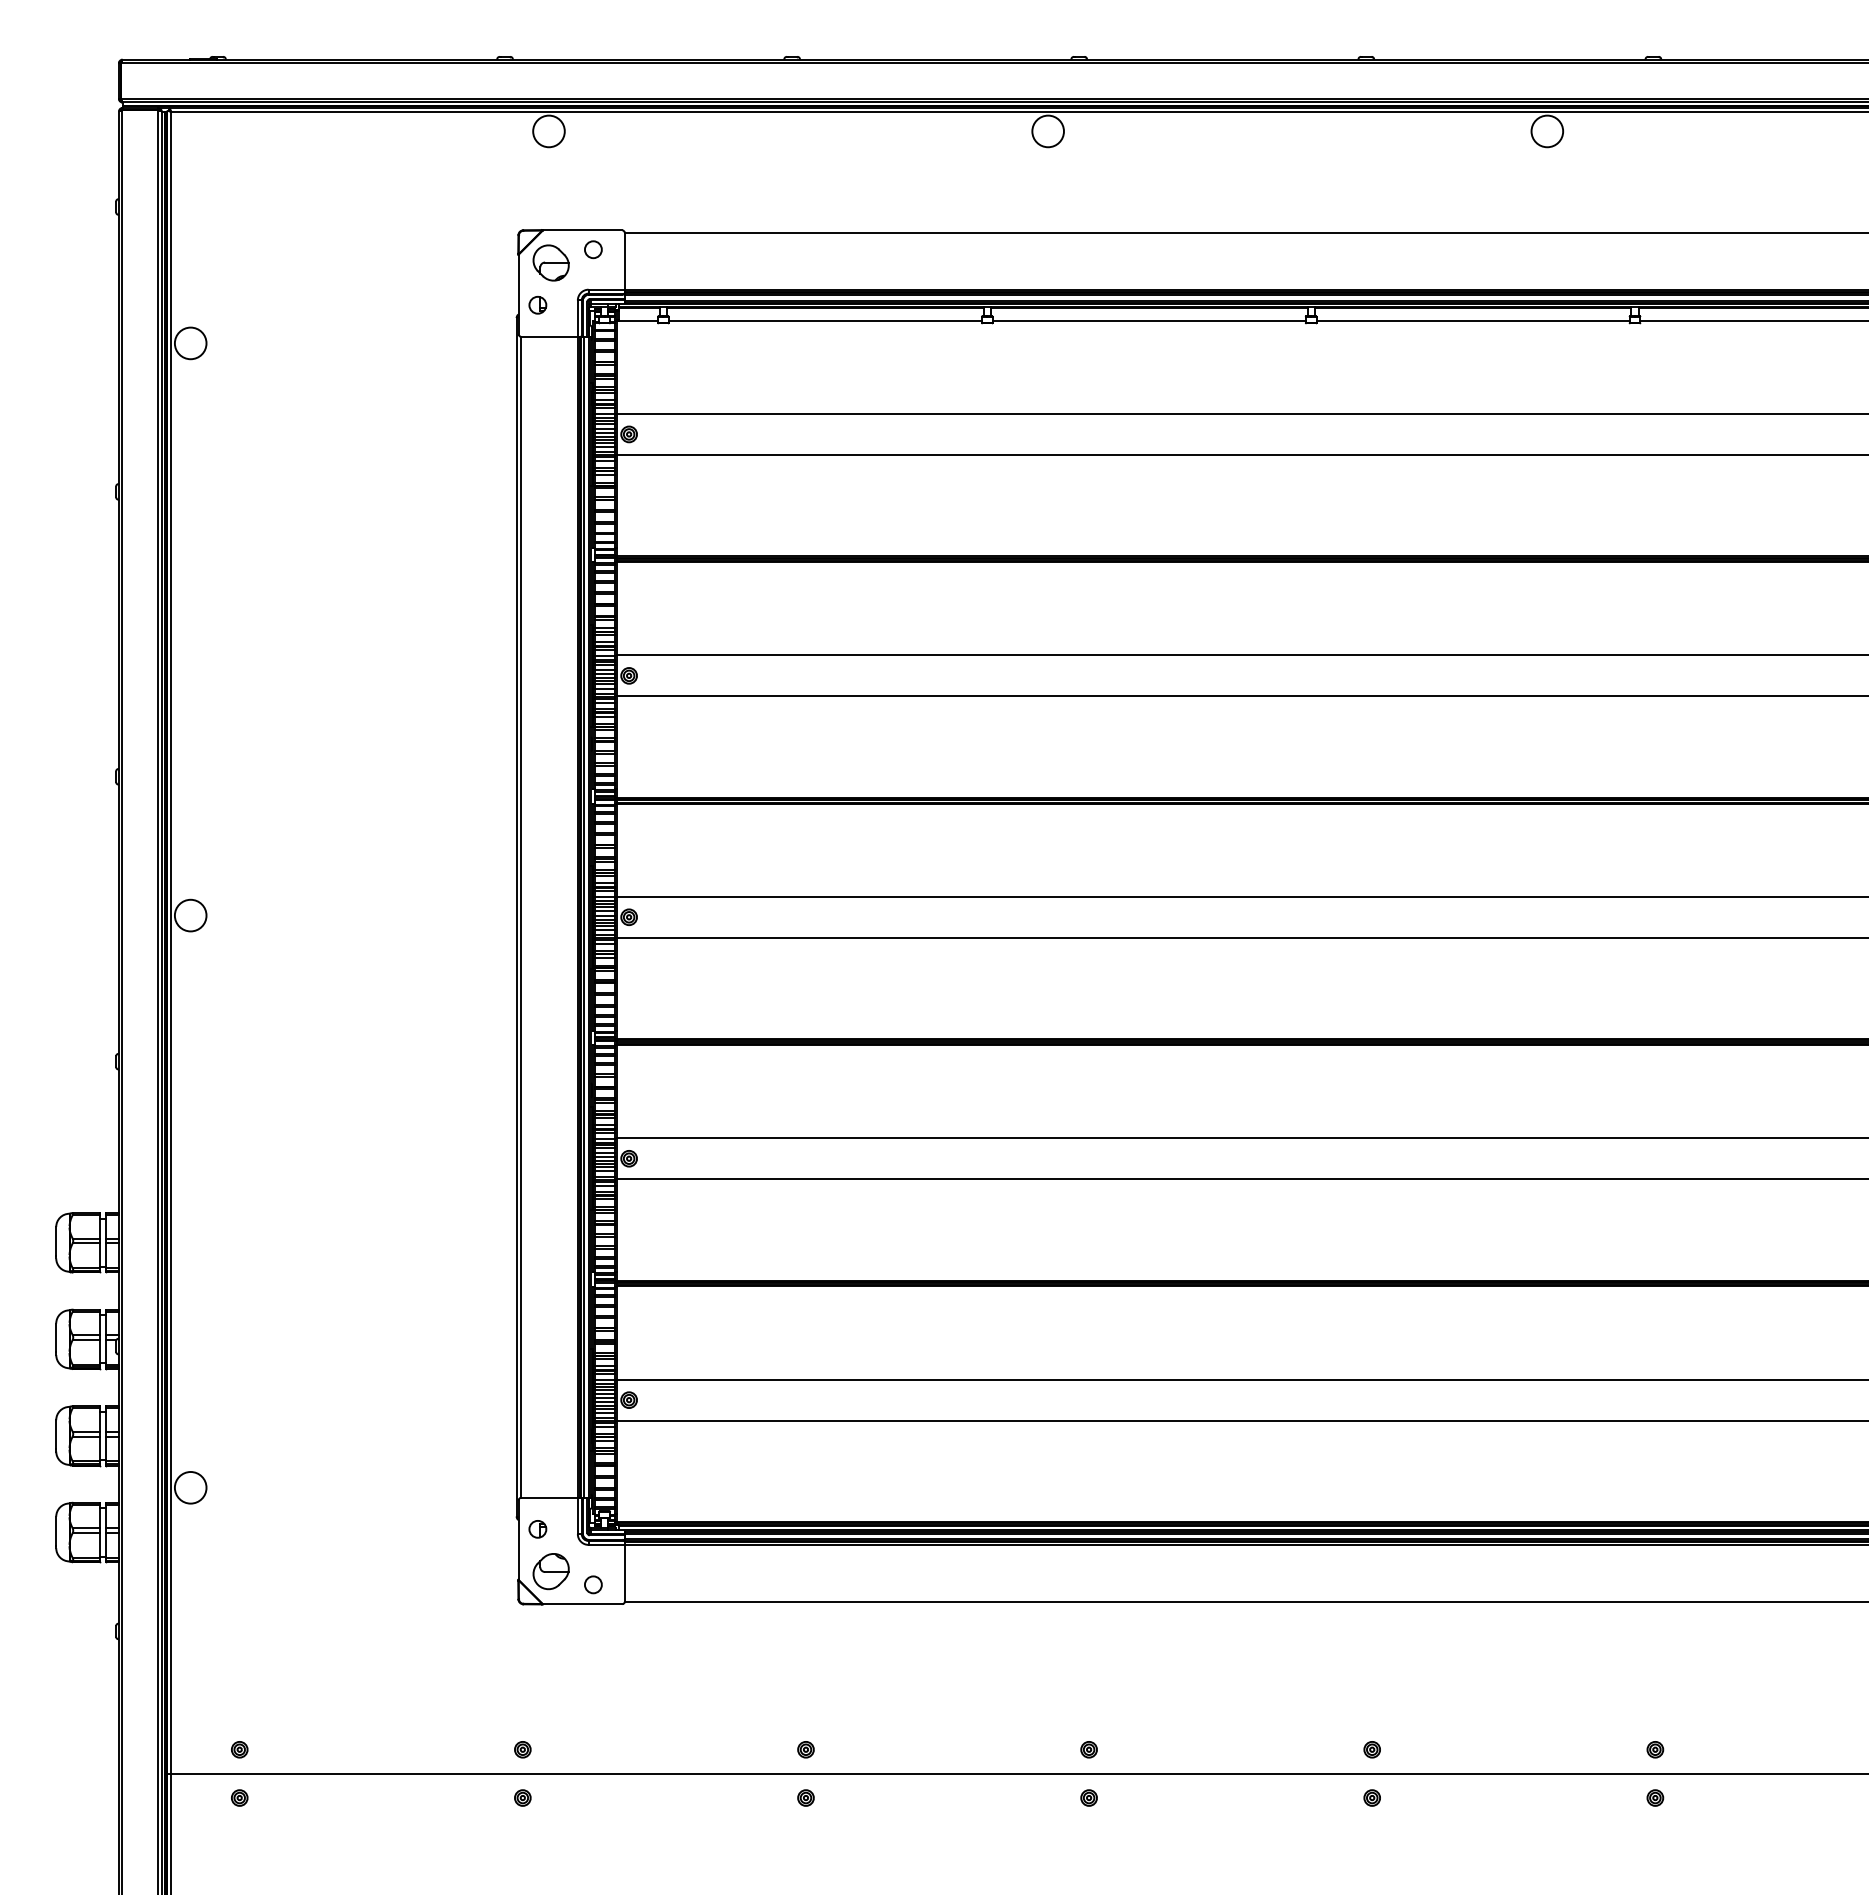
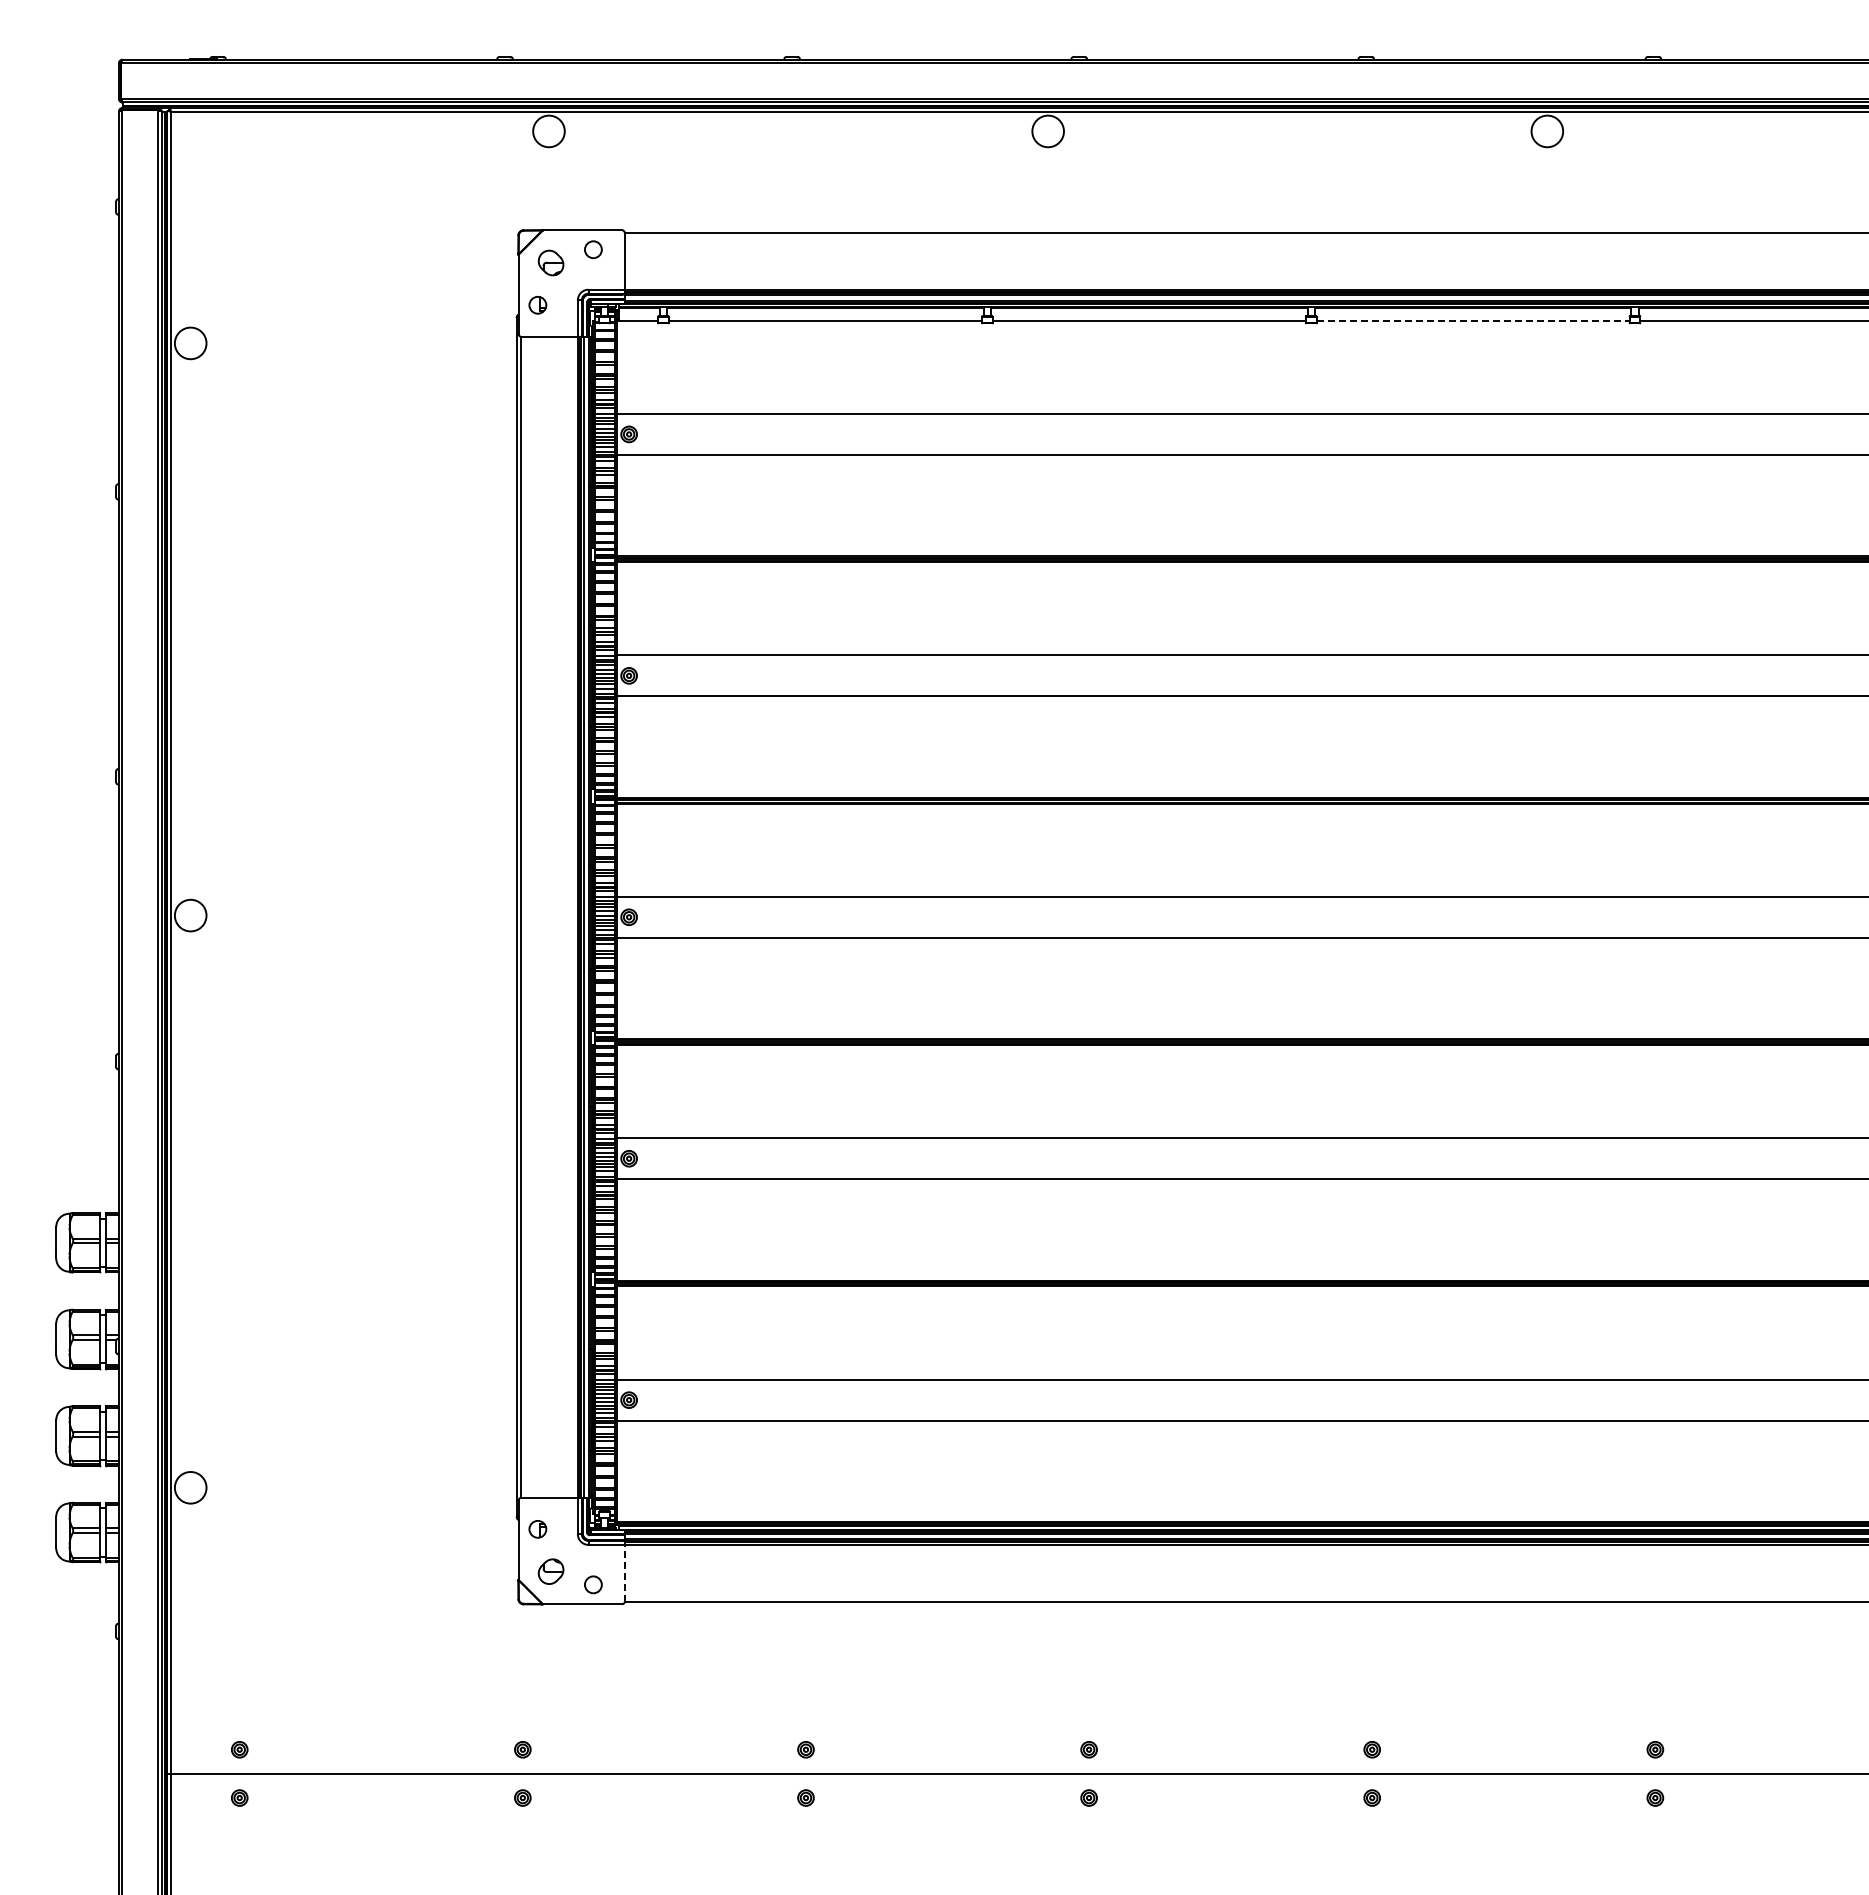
part size: 38x38 px -> 28x28 px (550, 262)
line: solid -> dashed (1473, 321)
part size: 38x38 px -> 28x27 px (550, 1571)
line: solid -> dashed (624, 1573)
